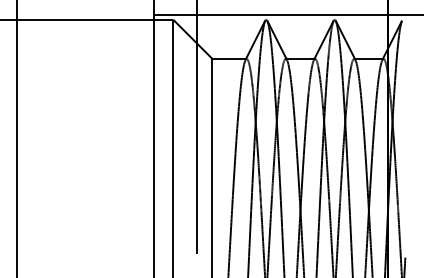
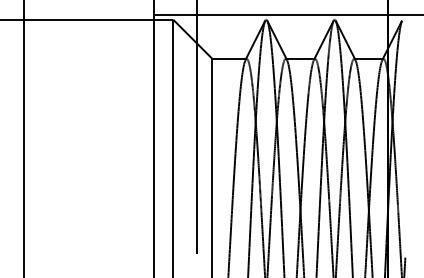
line position: (16, 138) -> (23, 138) (23, 138)
